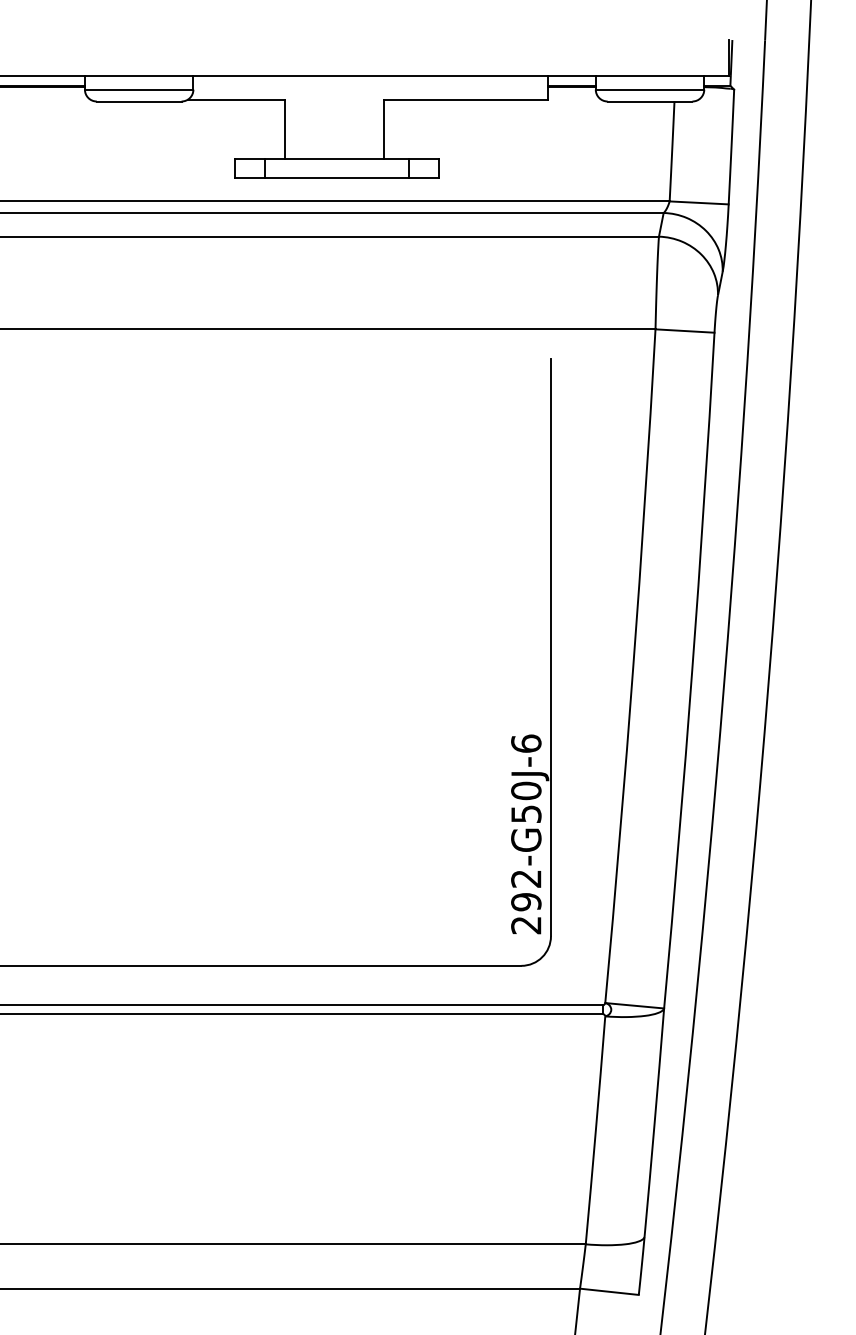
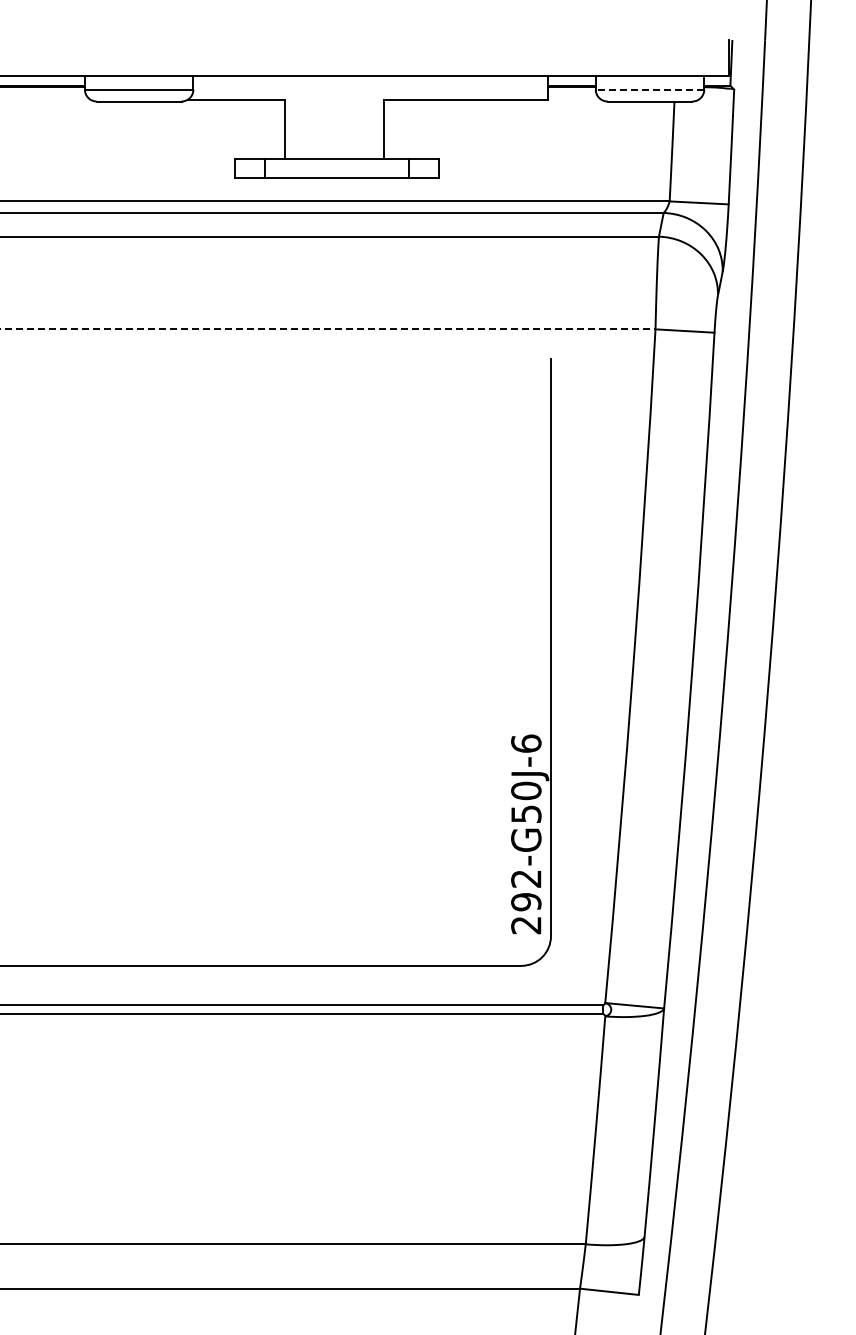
line: solid -> dashed (649, 89)
line: solid -> dashed (328, 329)
